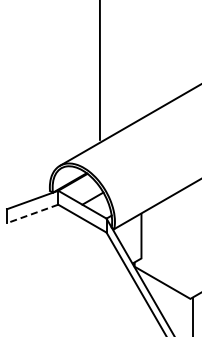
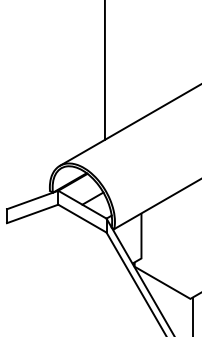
line position: (99, 70) -> (104, 70) (104, 70)
line: dashed -> solid (32, 214)
